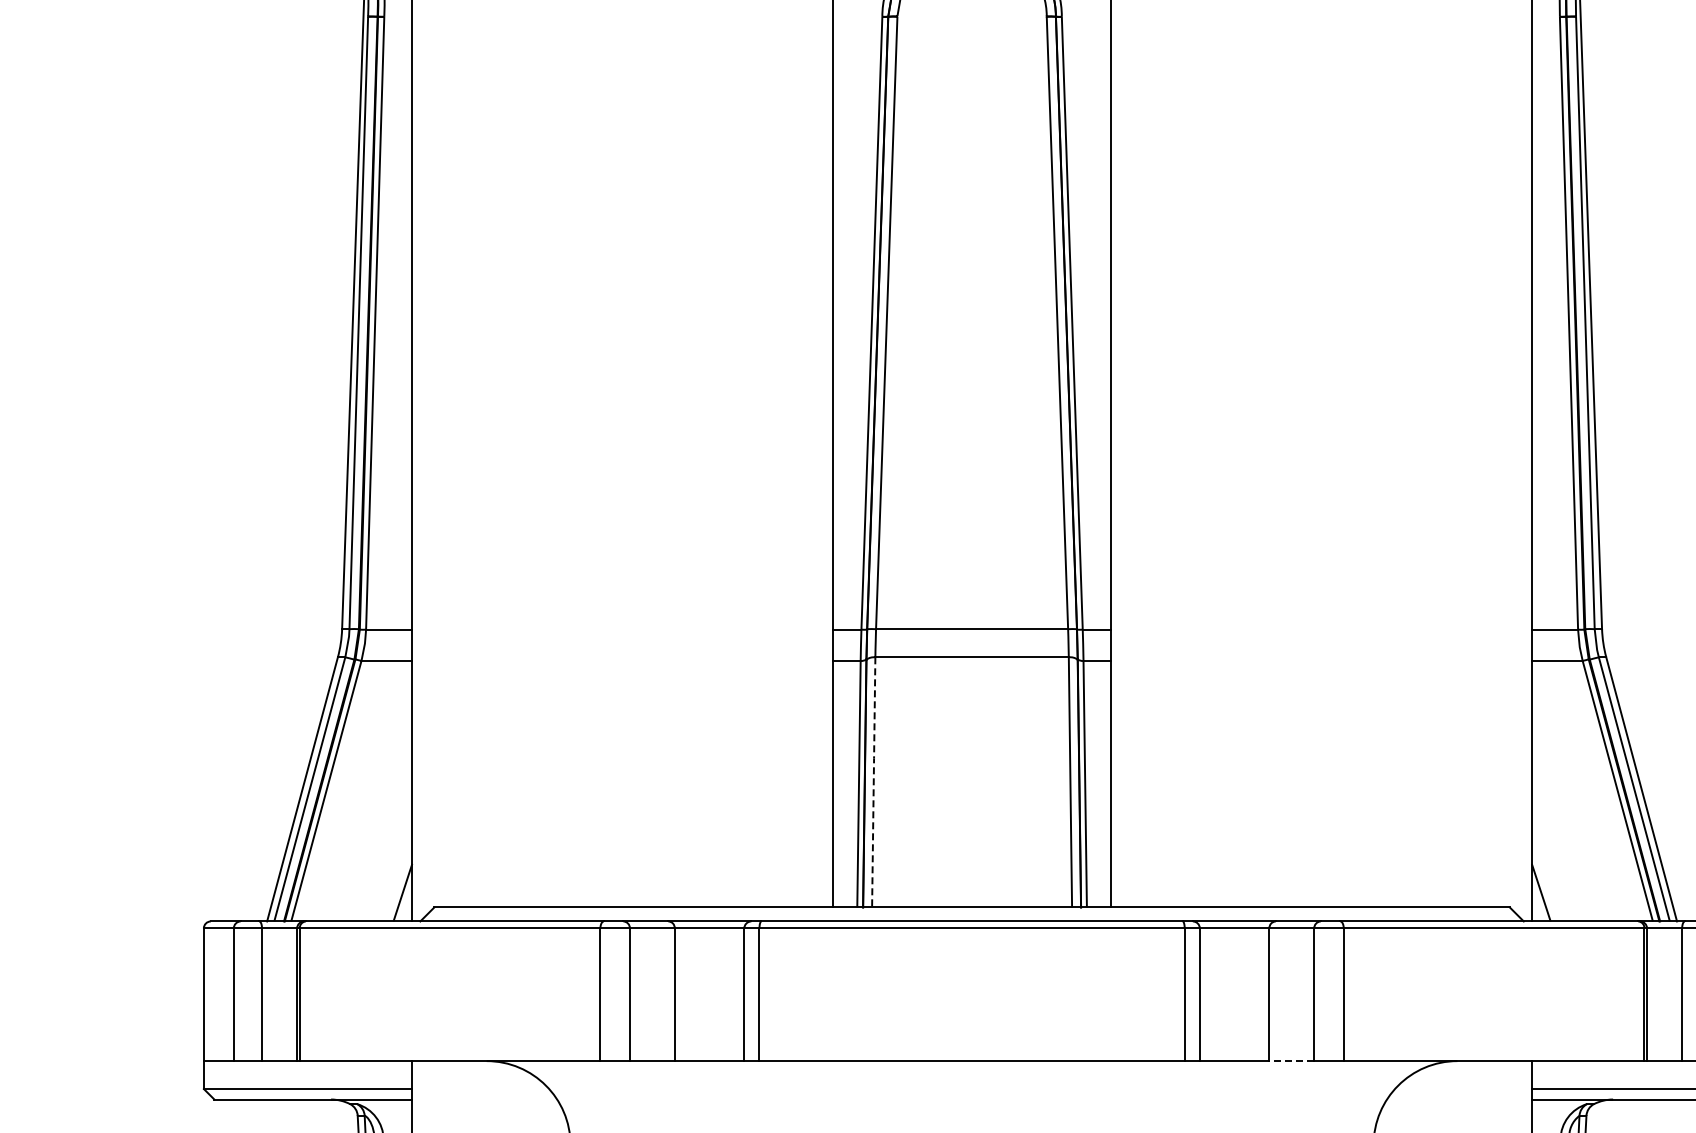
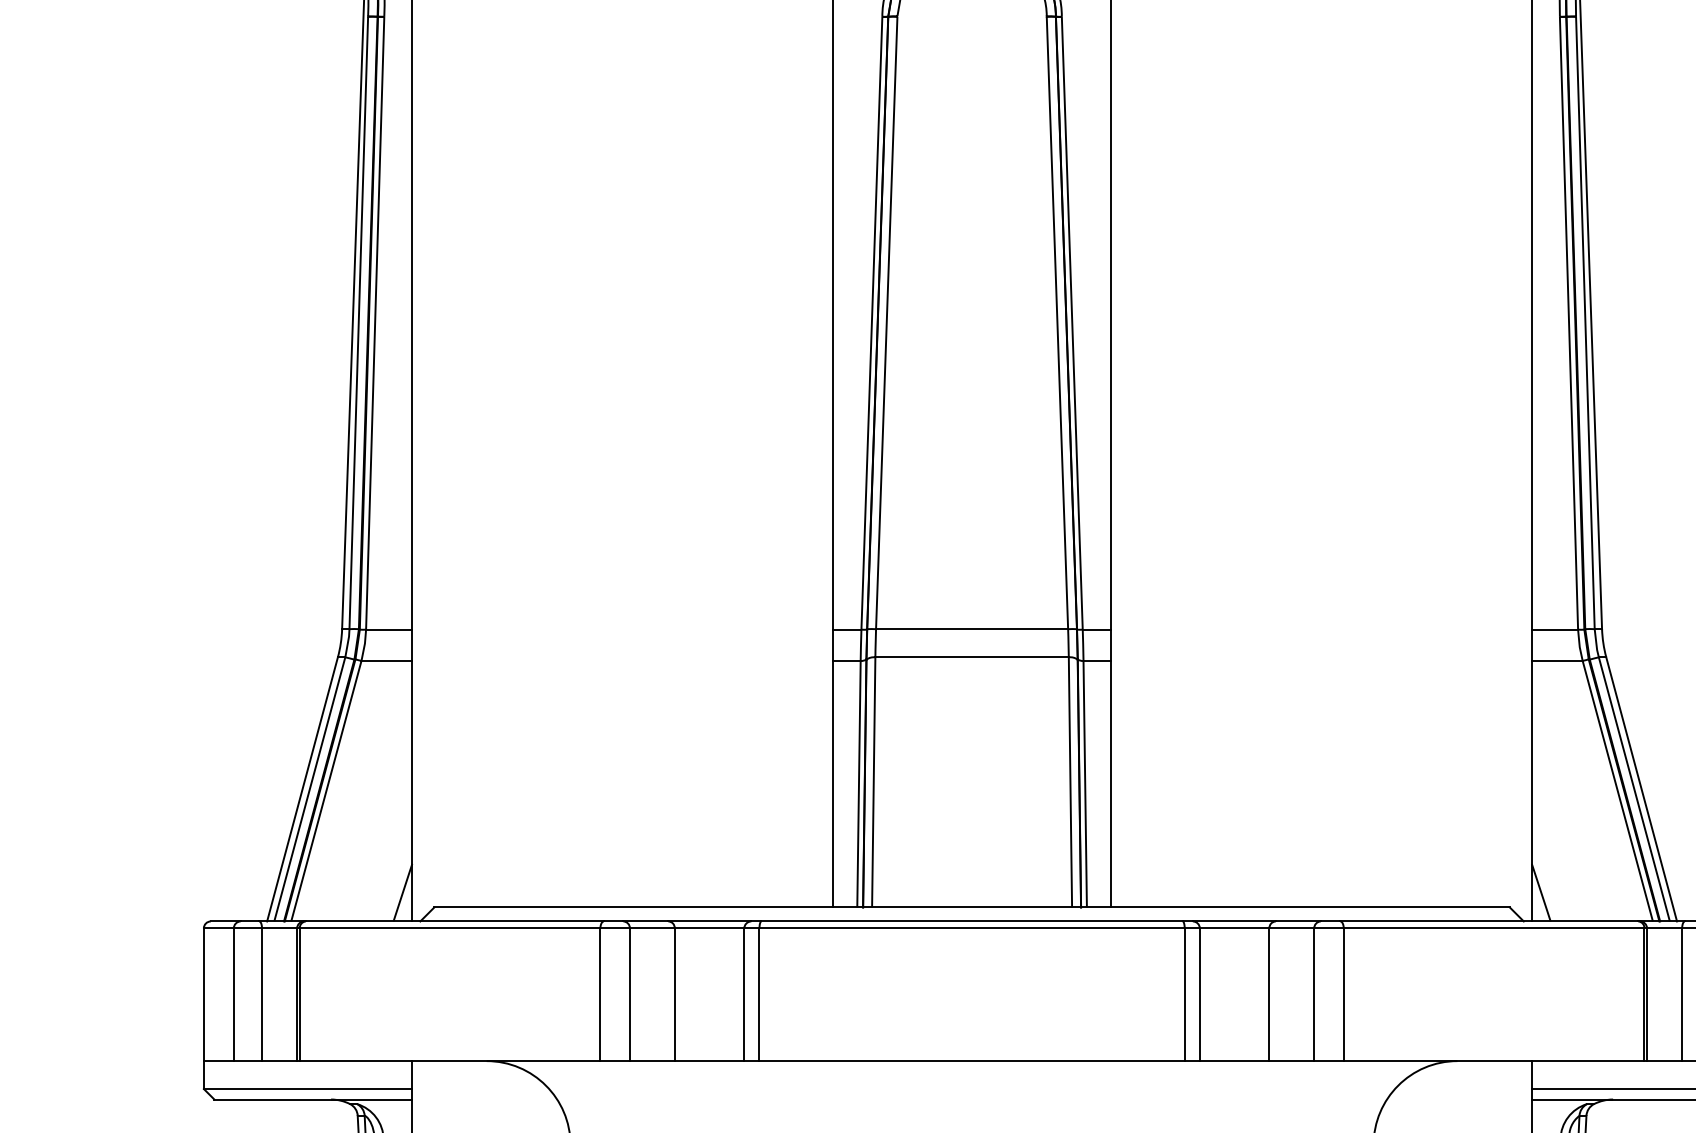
line: dashed -> solid (873, 781)
line: dashed -> solid (1291, 1061)
